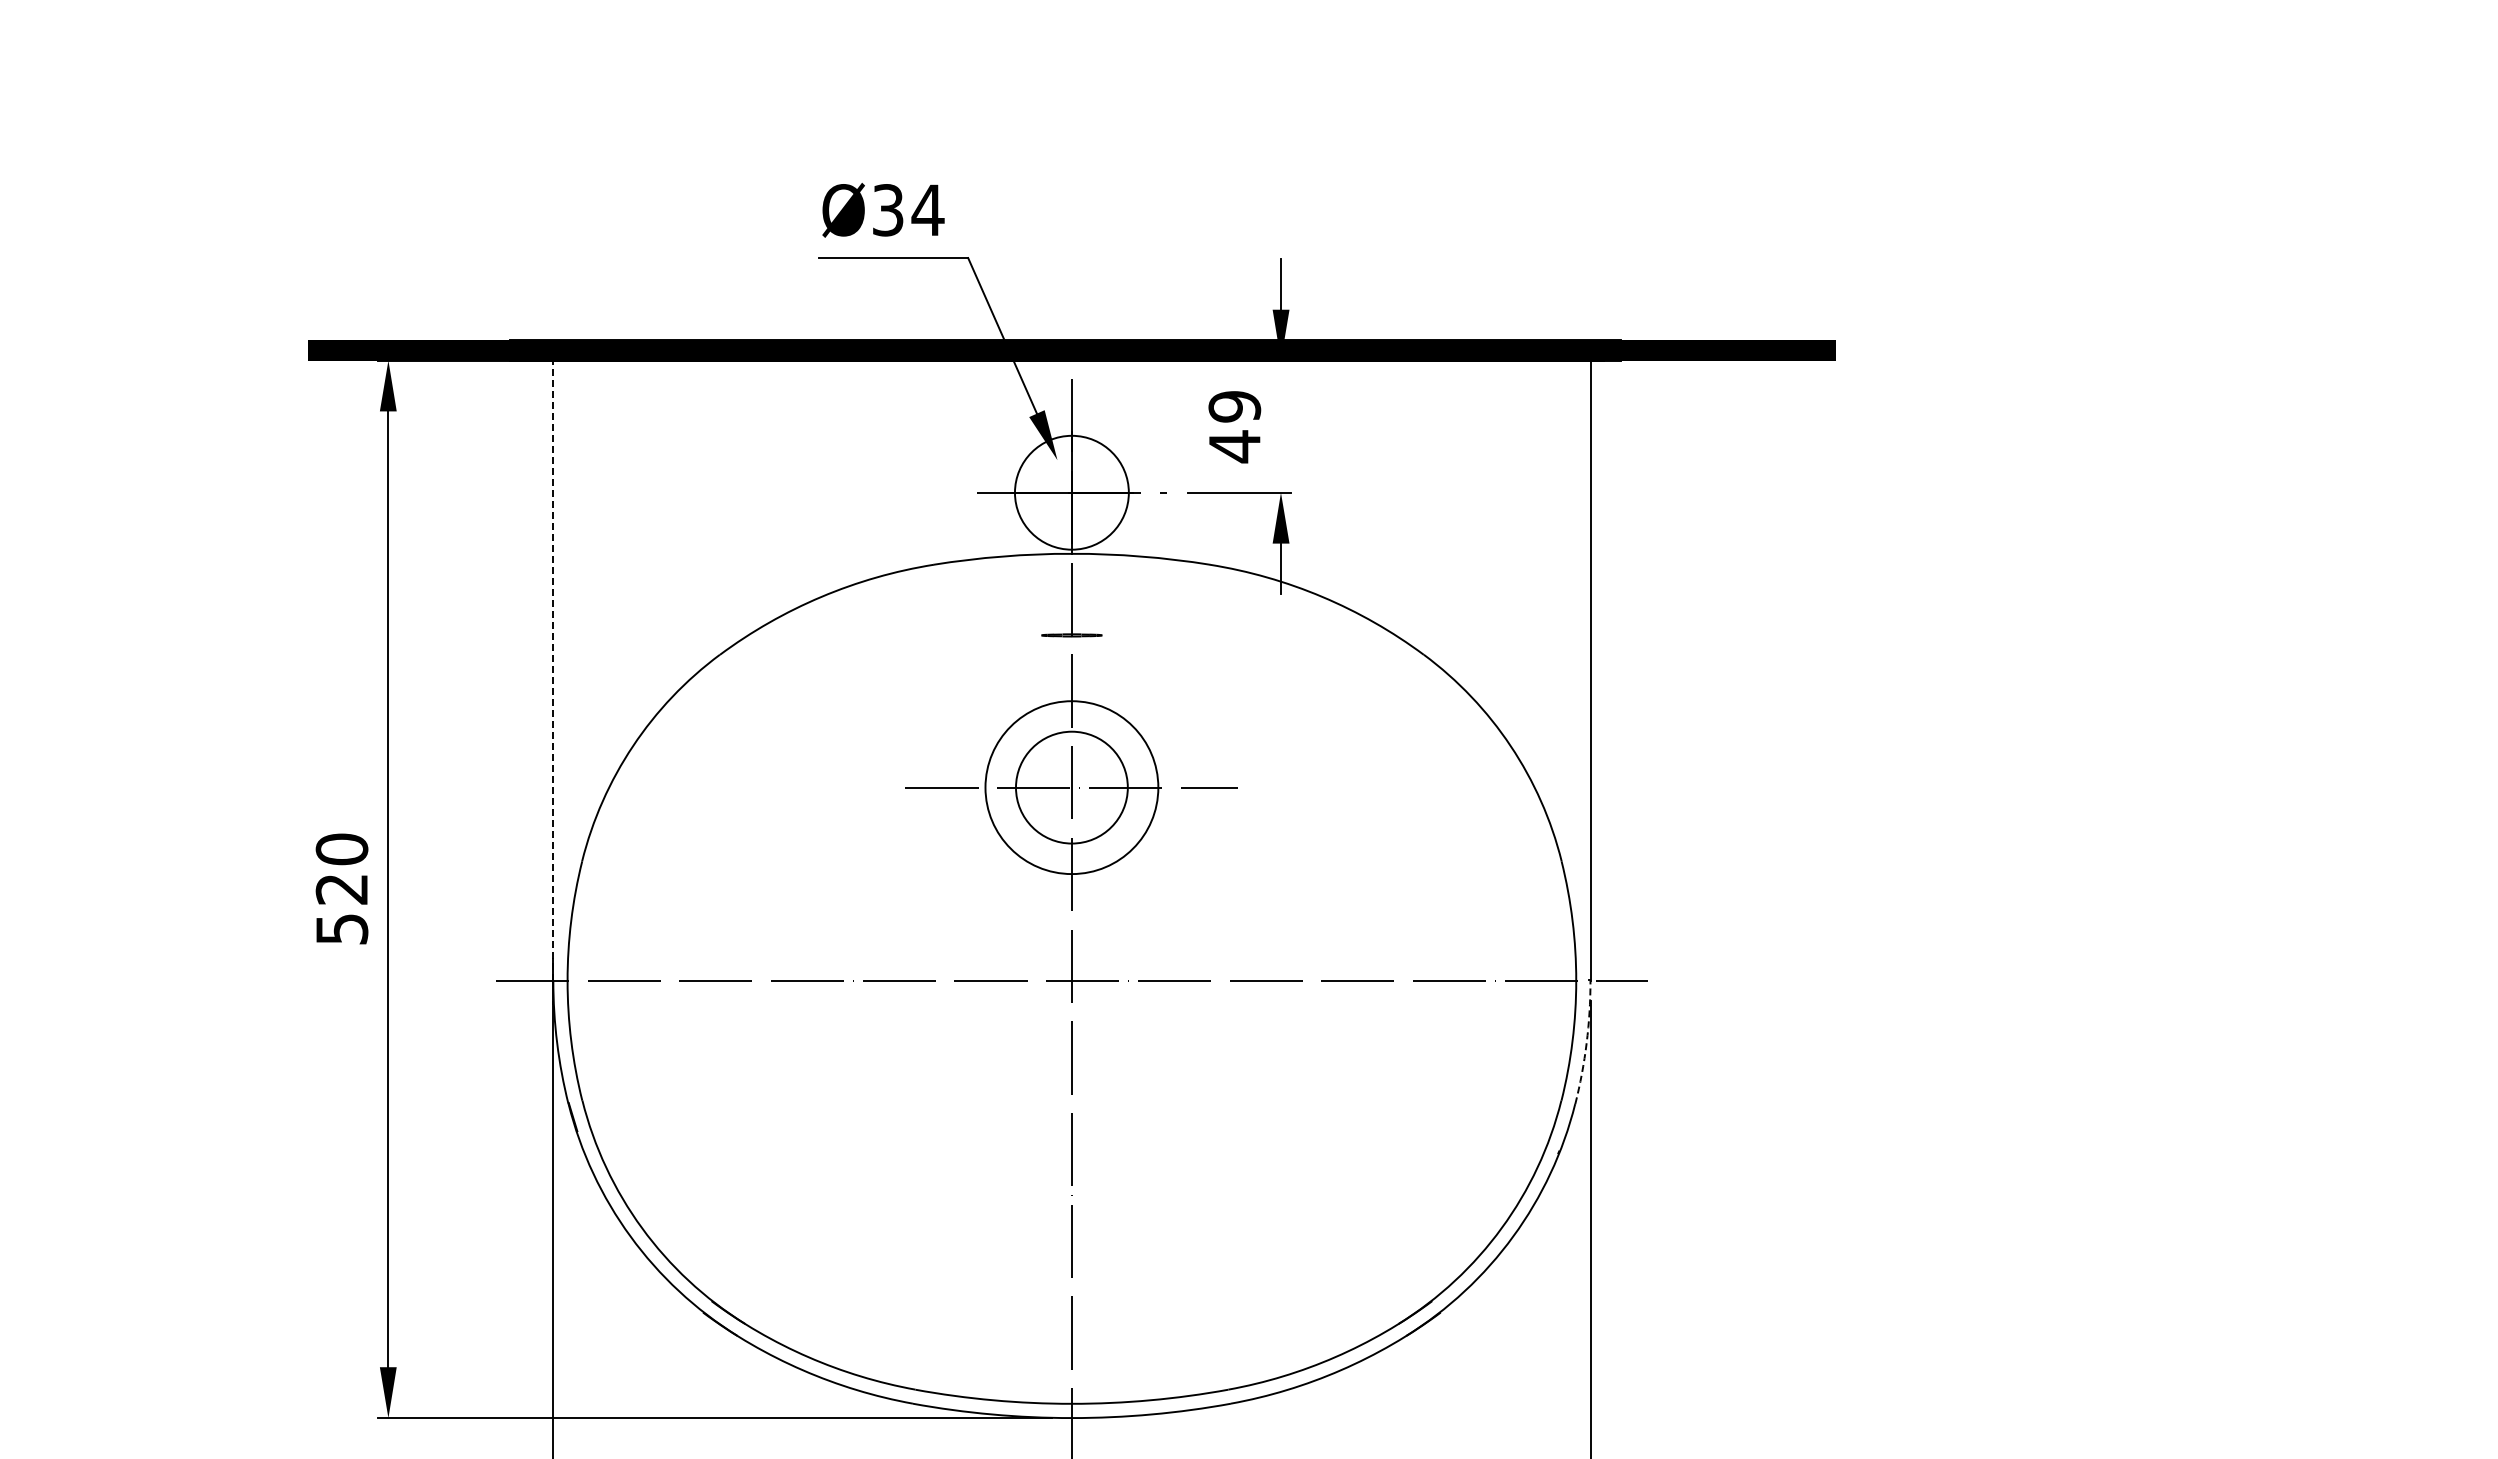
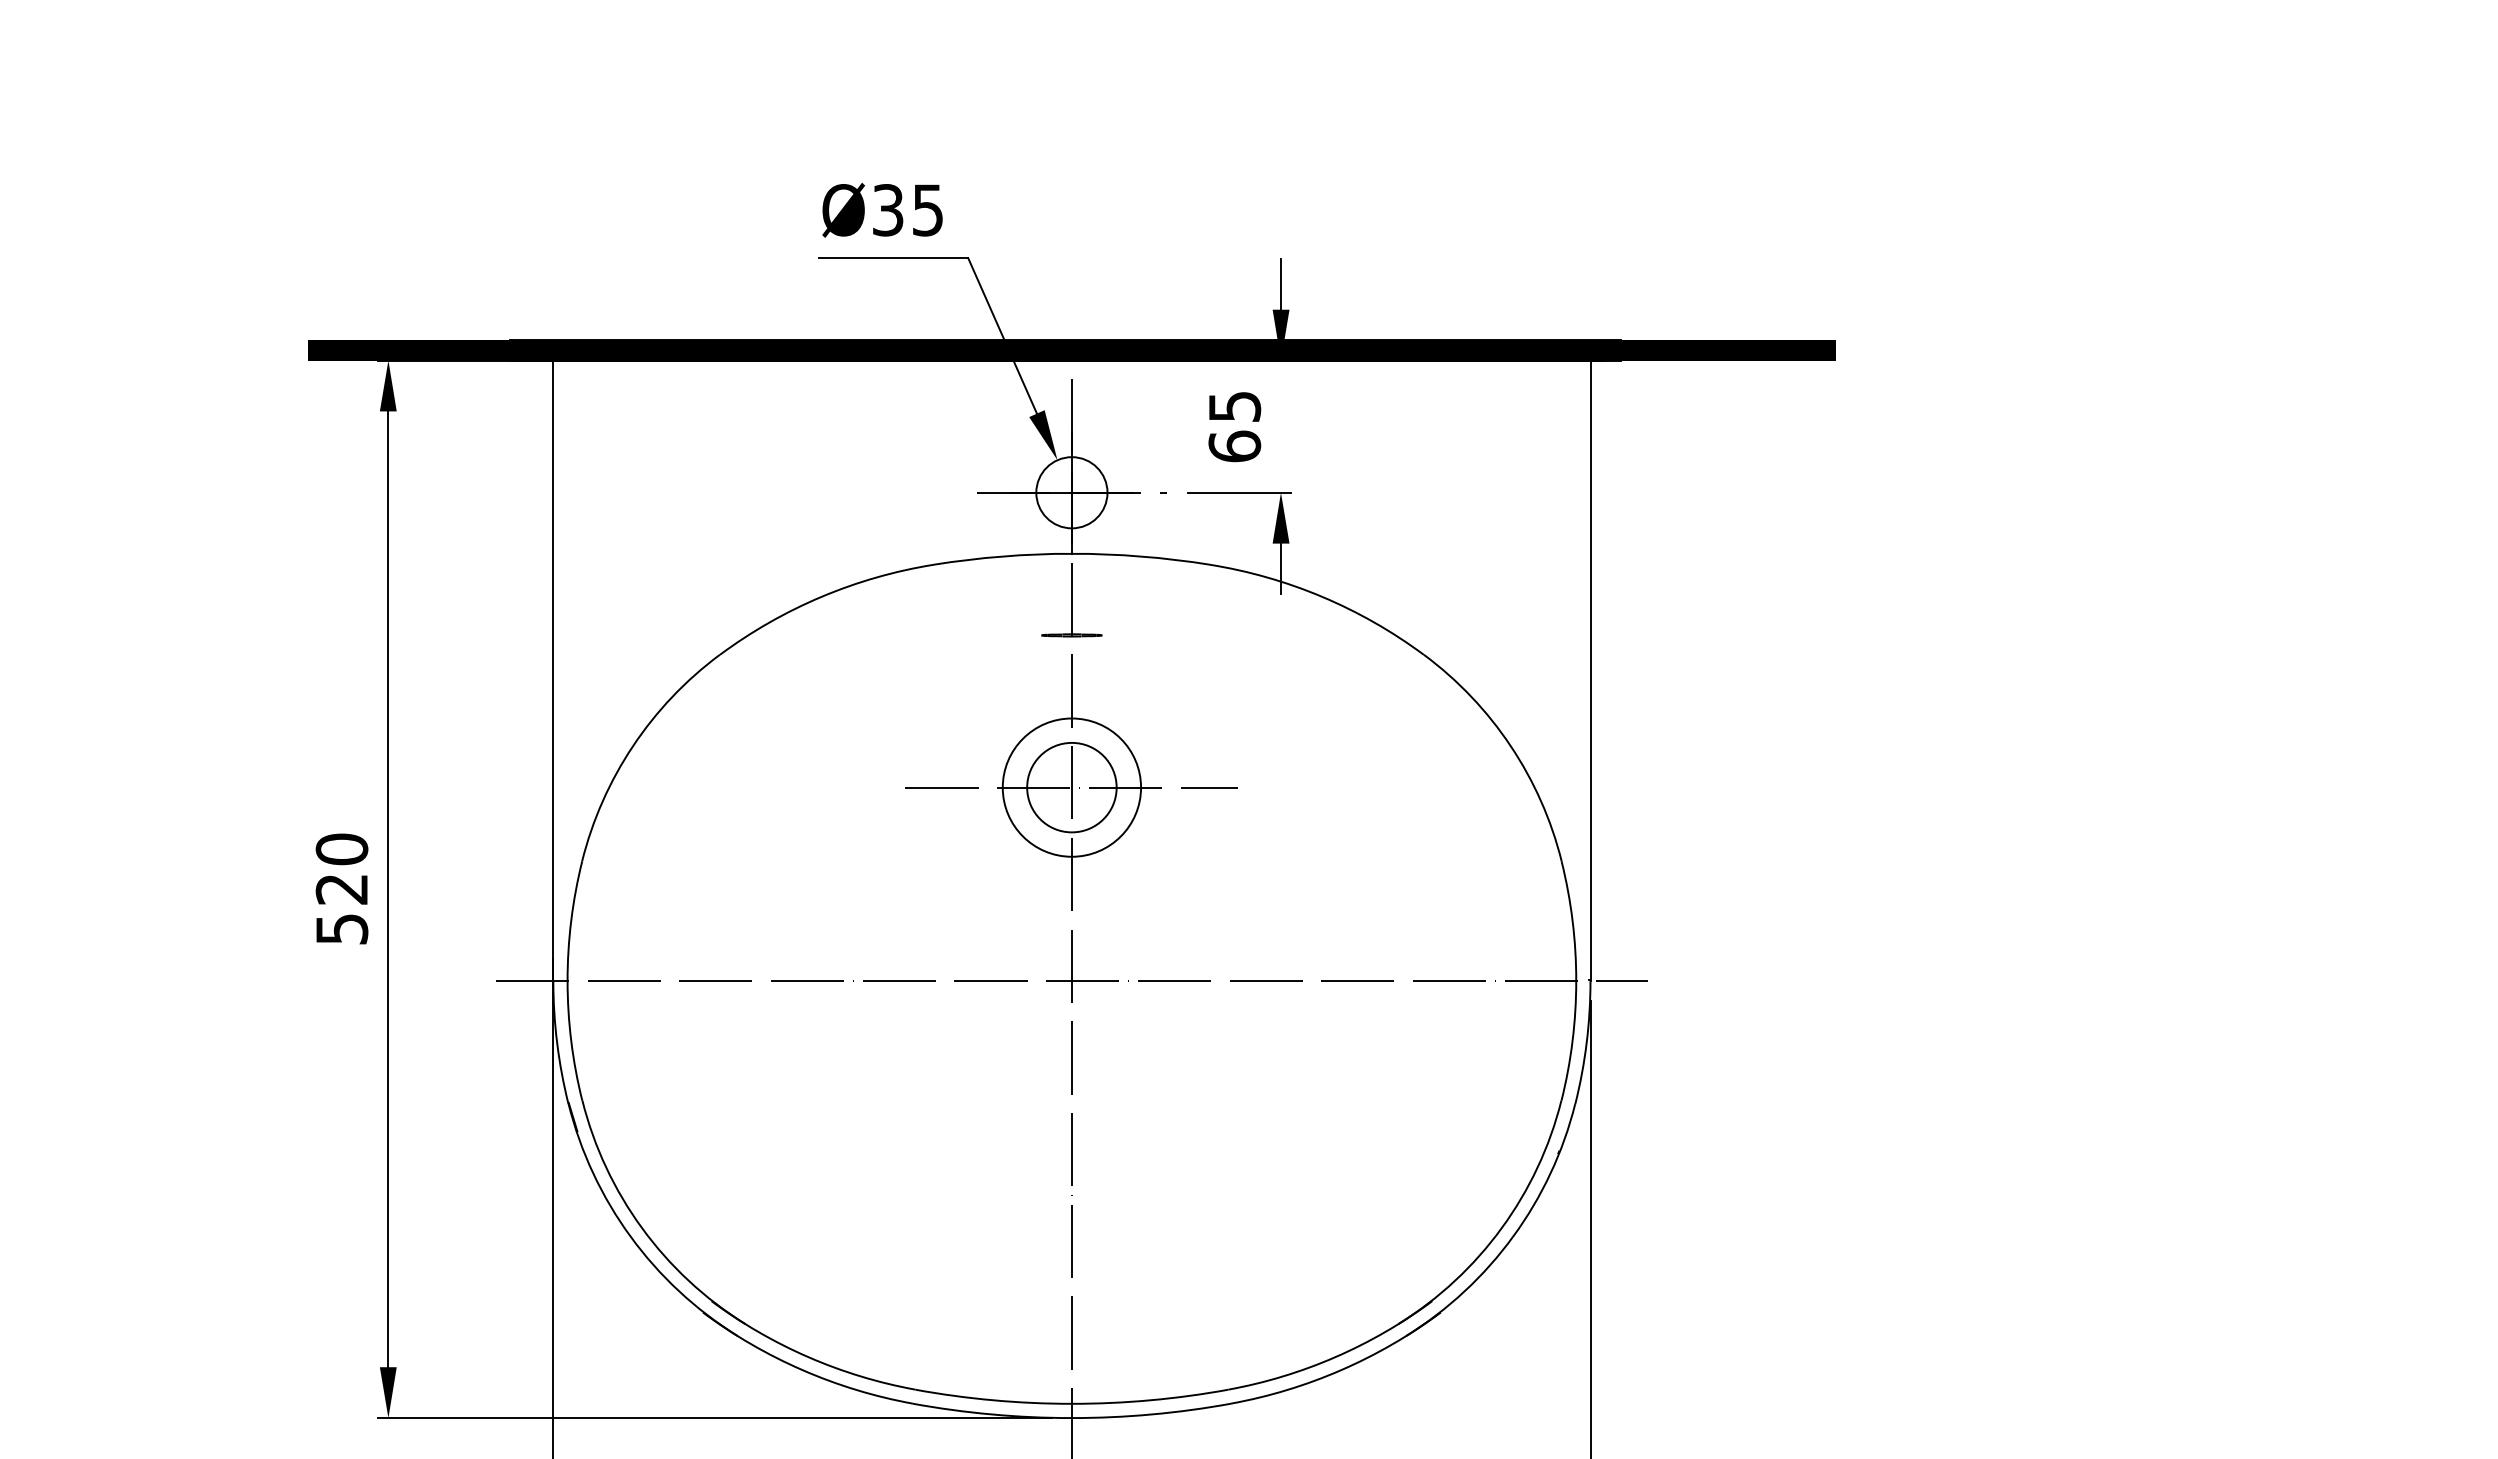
text: Ø34 -> Ø35 (927, 210)
text: 49 -> 65 (1234, 427)
circle diameter: 114 px -> 71 px (1071, 492)
line: dashed -> solid (553, 670)
circle diameter: 112 px -> 89 px (1071, 787)
circle diameter: 173 px -> 138 px (1071, 787)
arc: dashed -> solid (1586, 1042)
